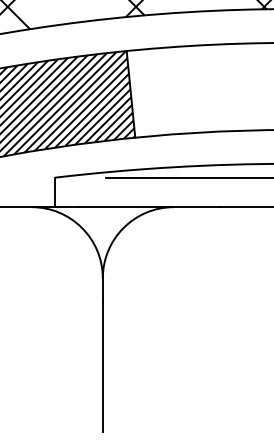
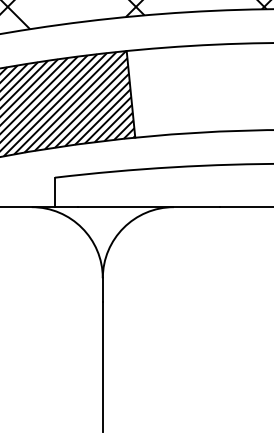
line: present -> none (188, 178)
